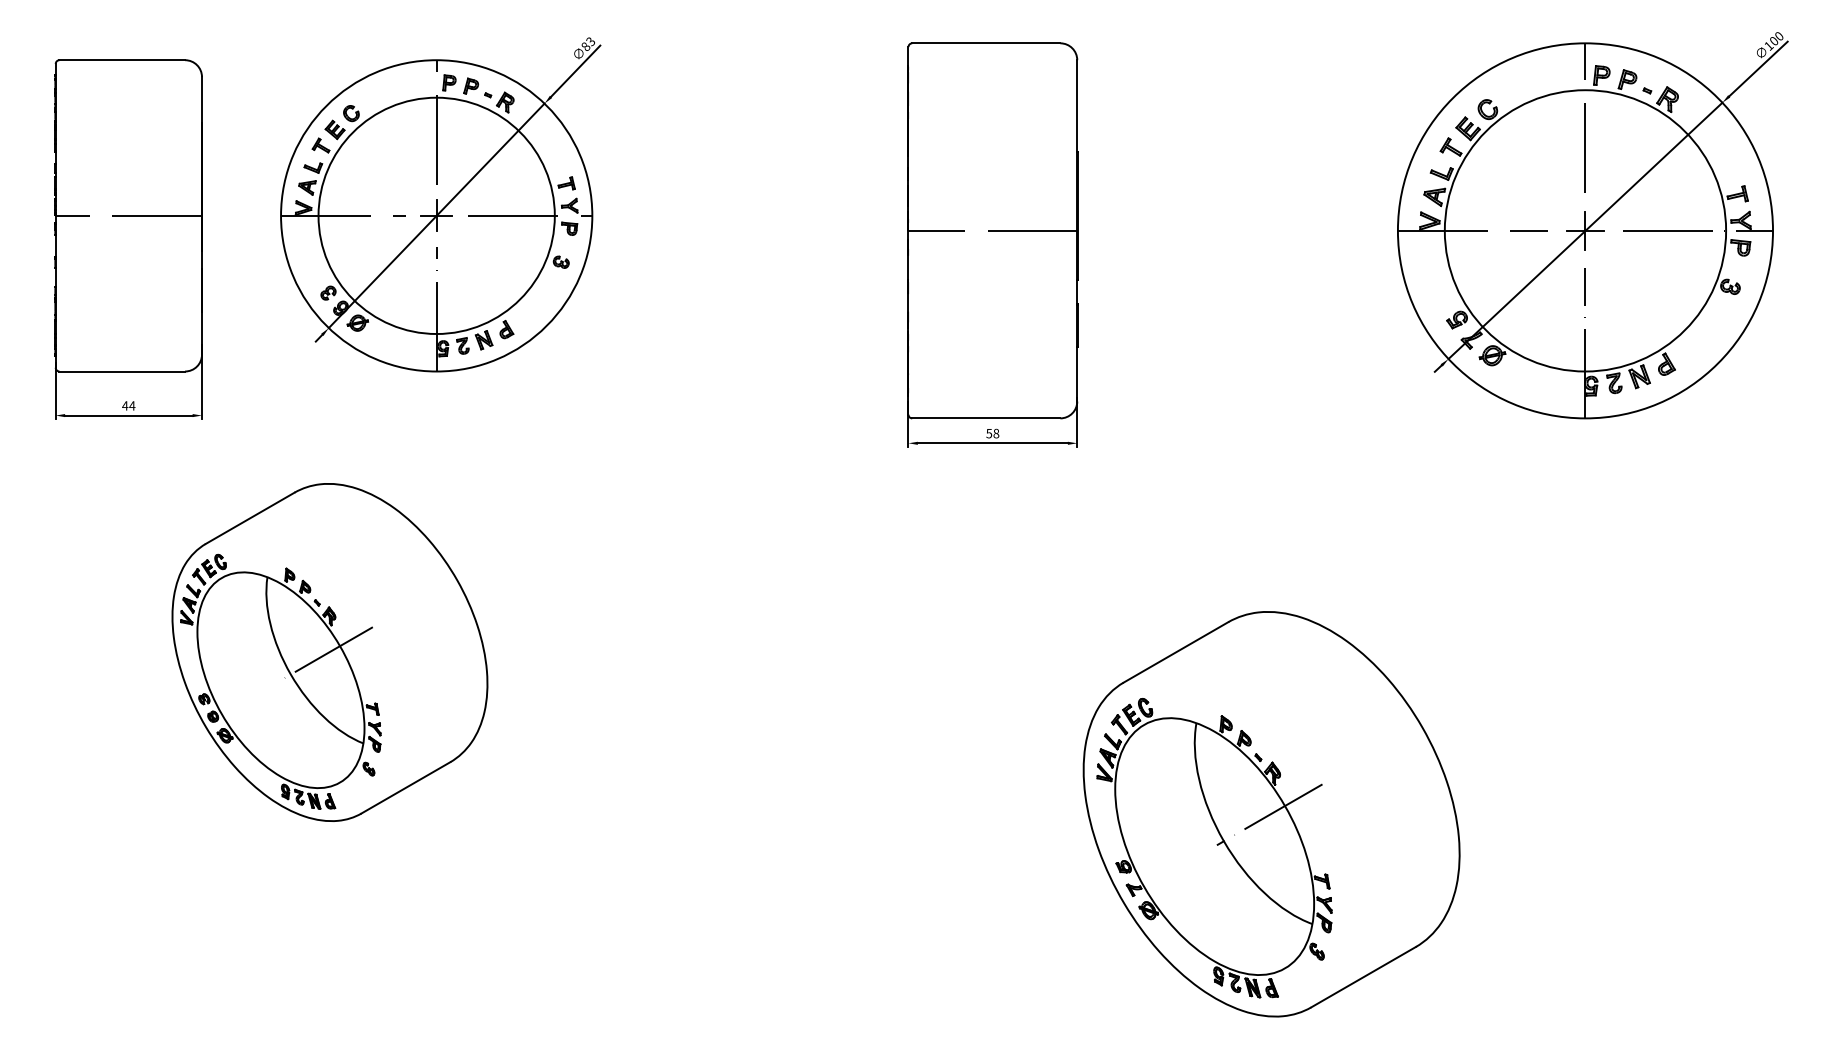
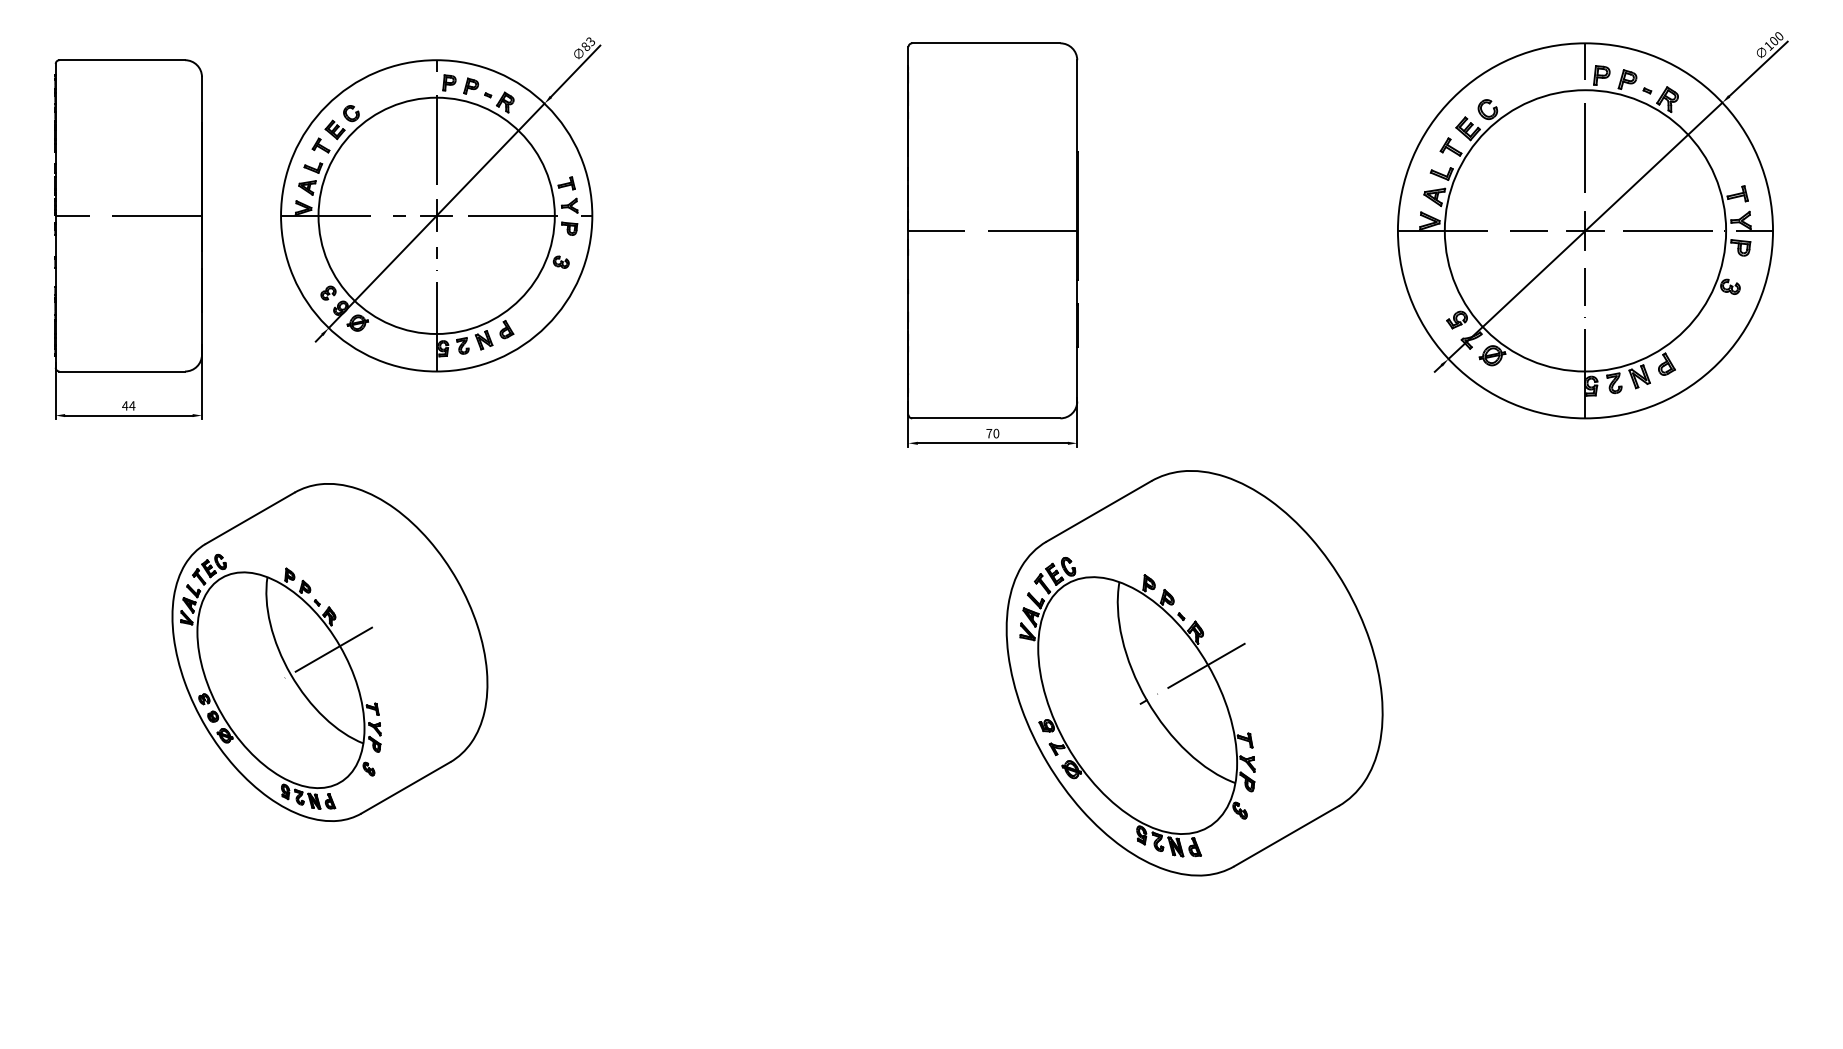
text: 58 -> 70 (992, 433)
part position: (1271, 814) -> (1194, 673) (1194, 673)
